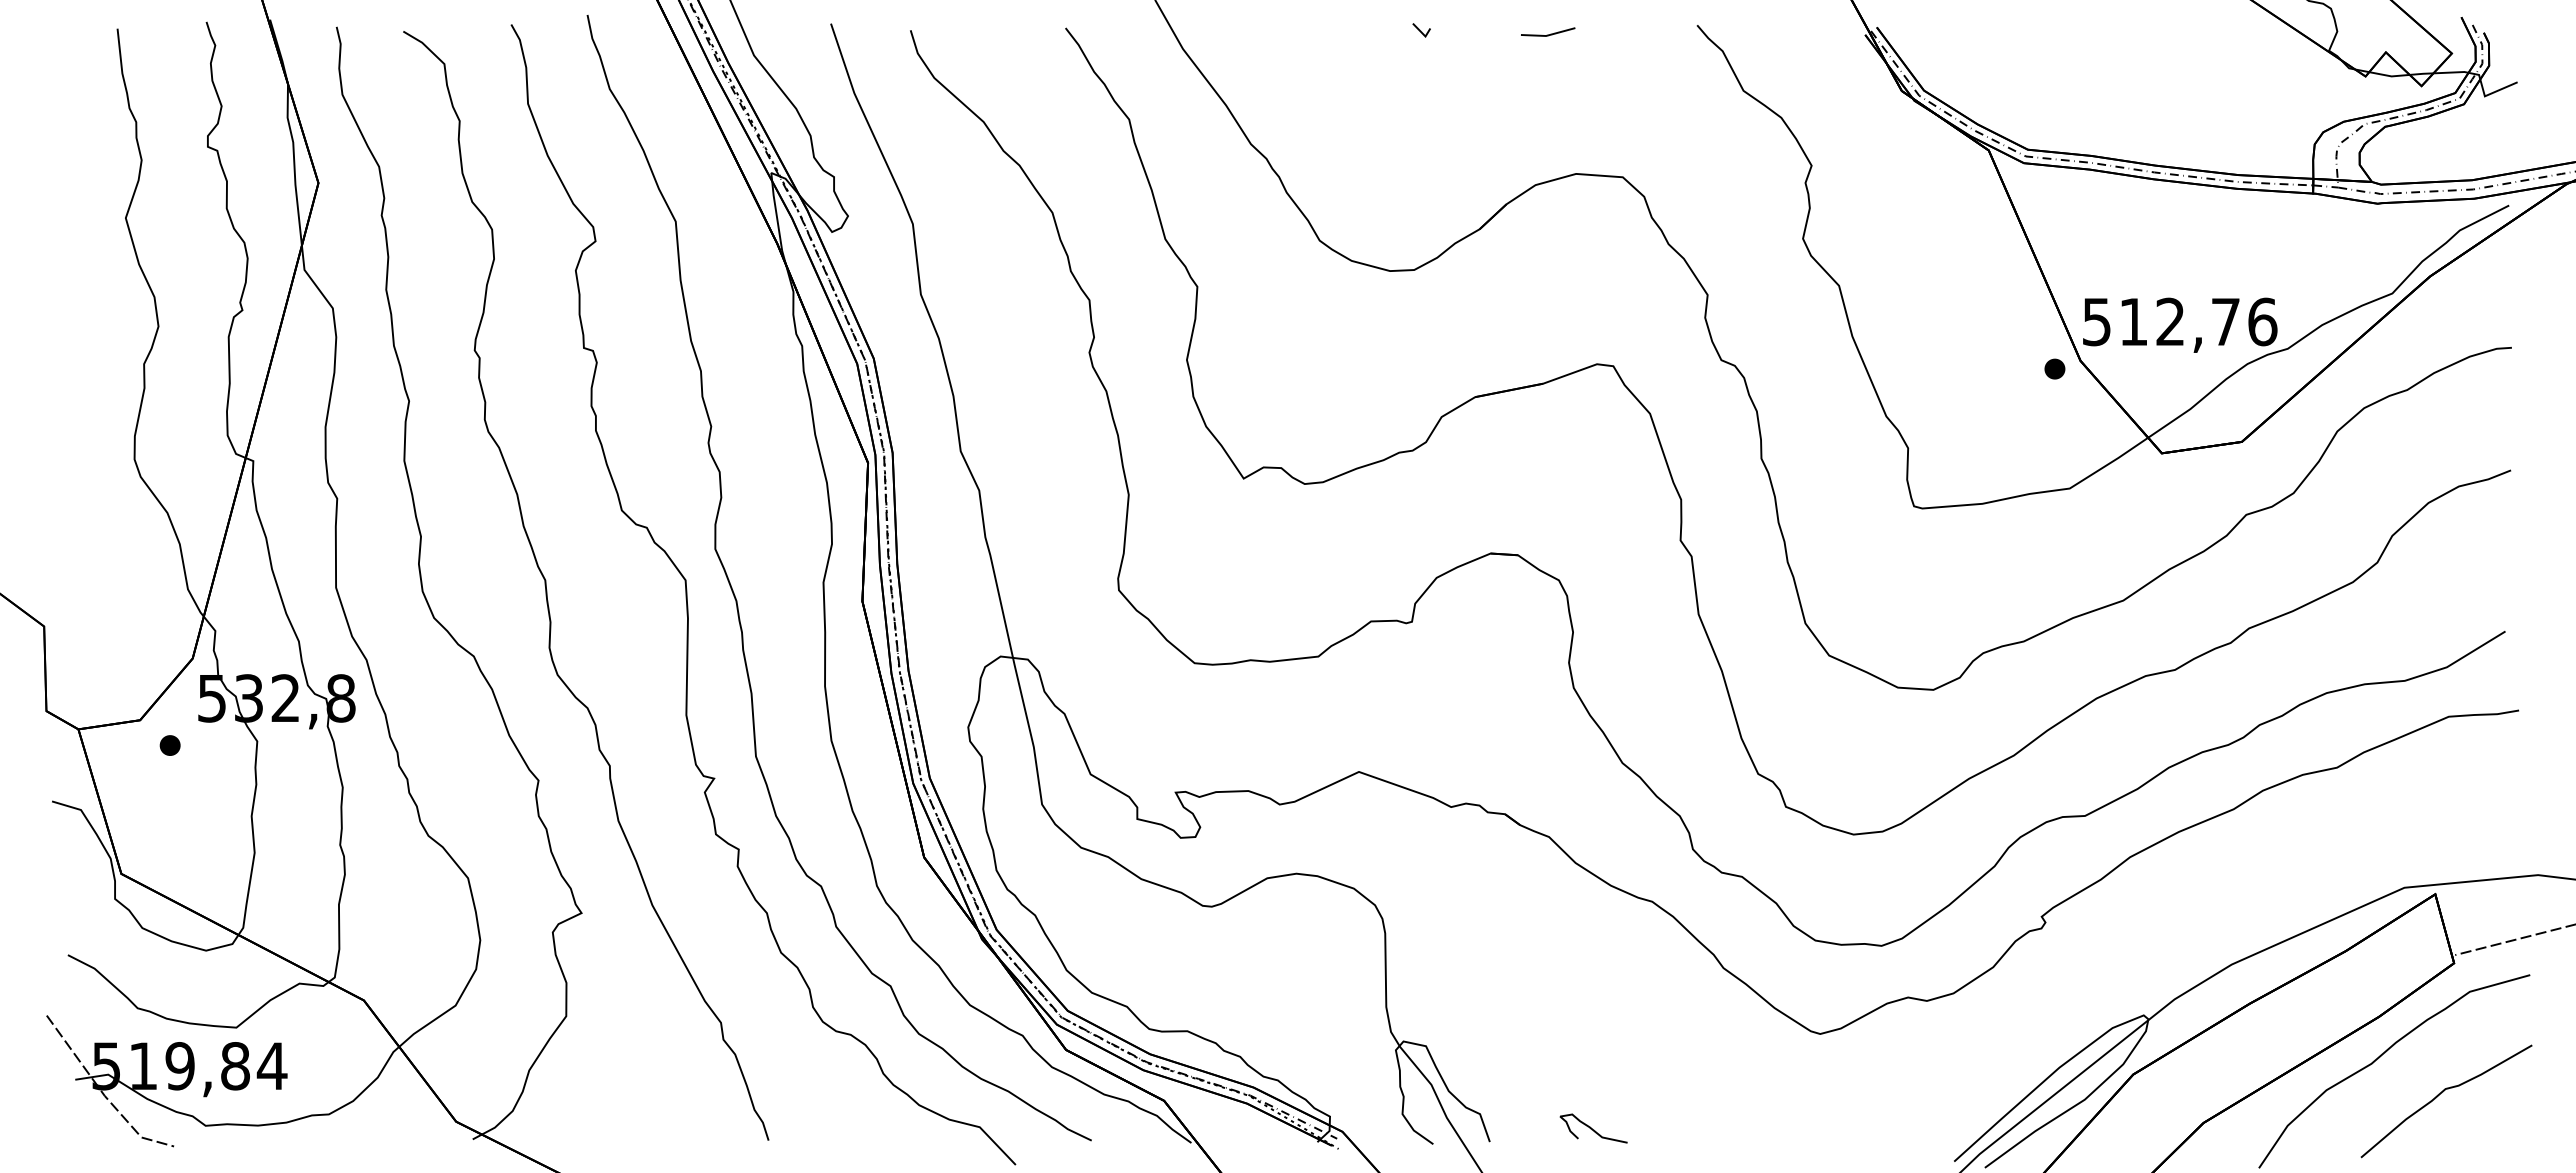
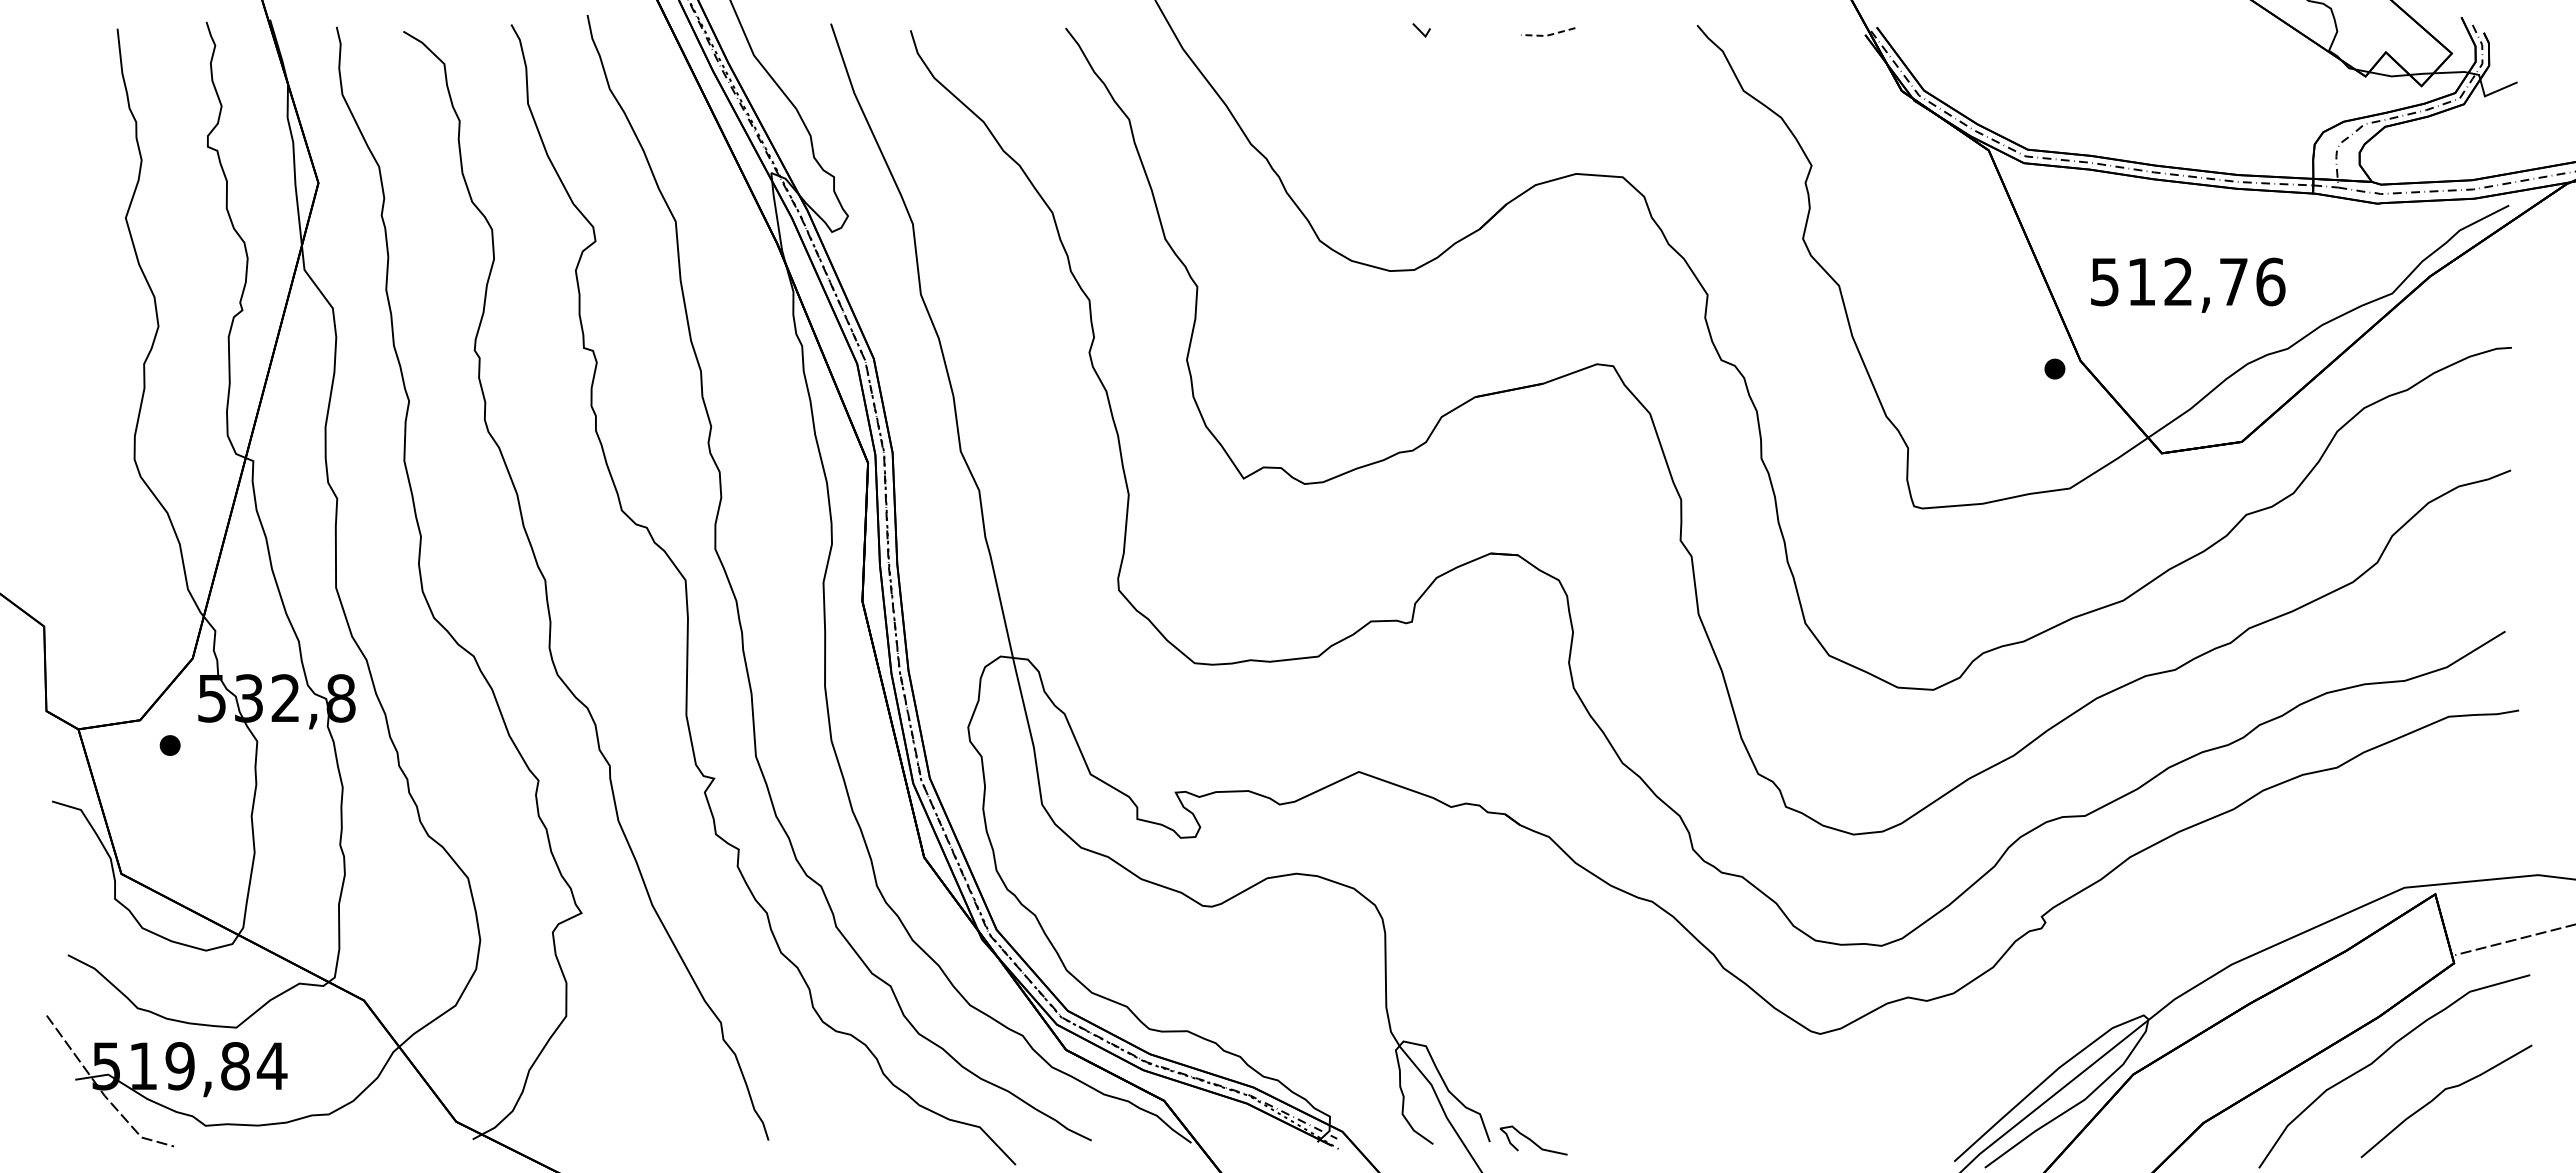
line: solid -> dashed (1547, 35)
text position: (2180, 324) -> (2188, 284) (2188, 284)
curve position: (1592, 1128) -> (1532, 1140) (1532, 1140)
